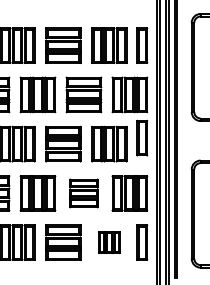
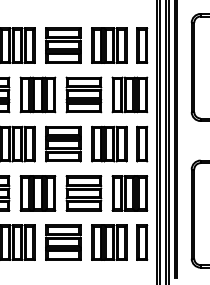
part position: (142, 137) -> (142, 143) (142, 143)
part size: 30x31 px -> 38x37 px (83, 193)
part size: 23x23 px -> 37x37 px (109, 242)
